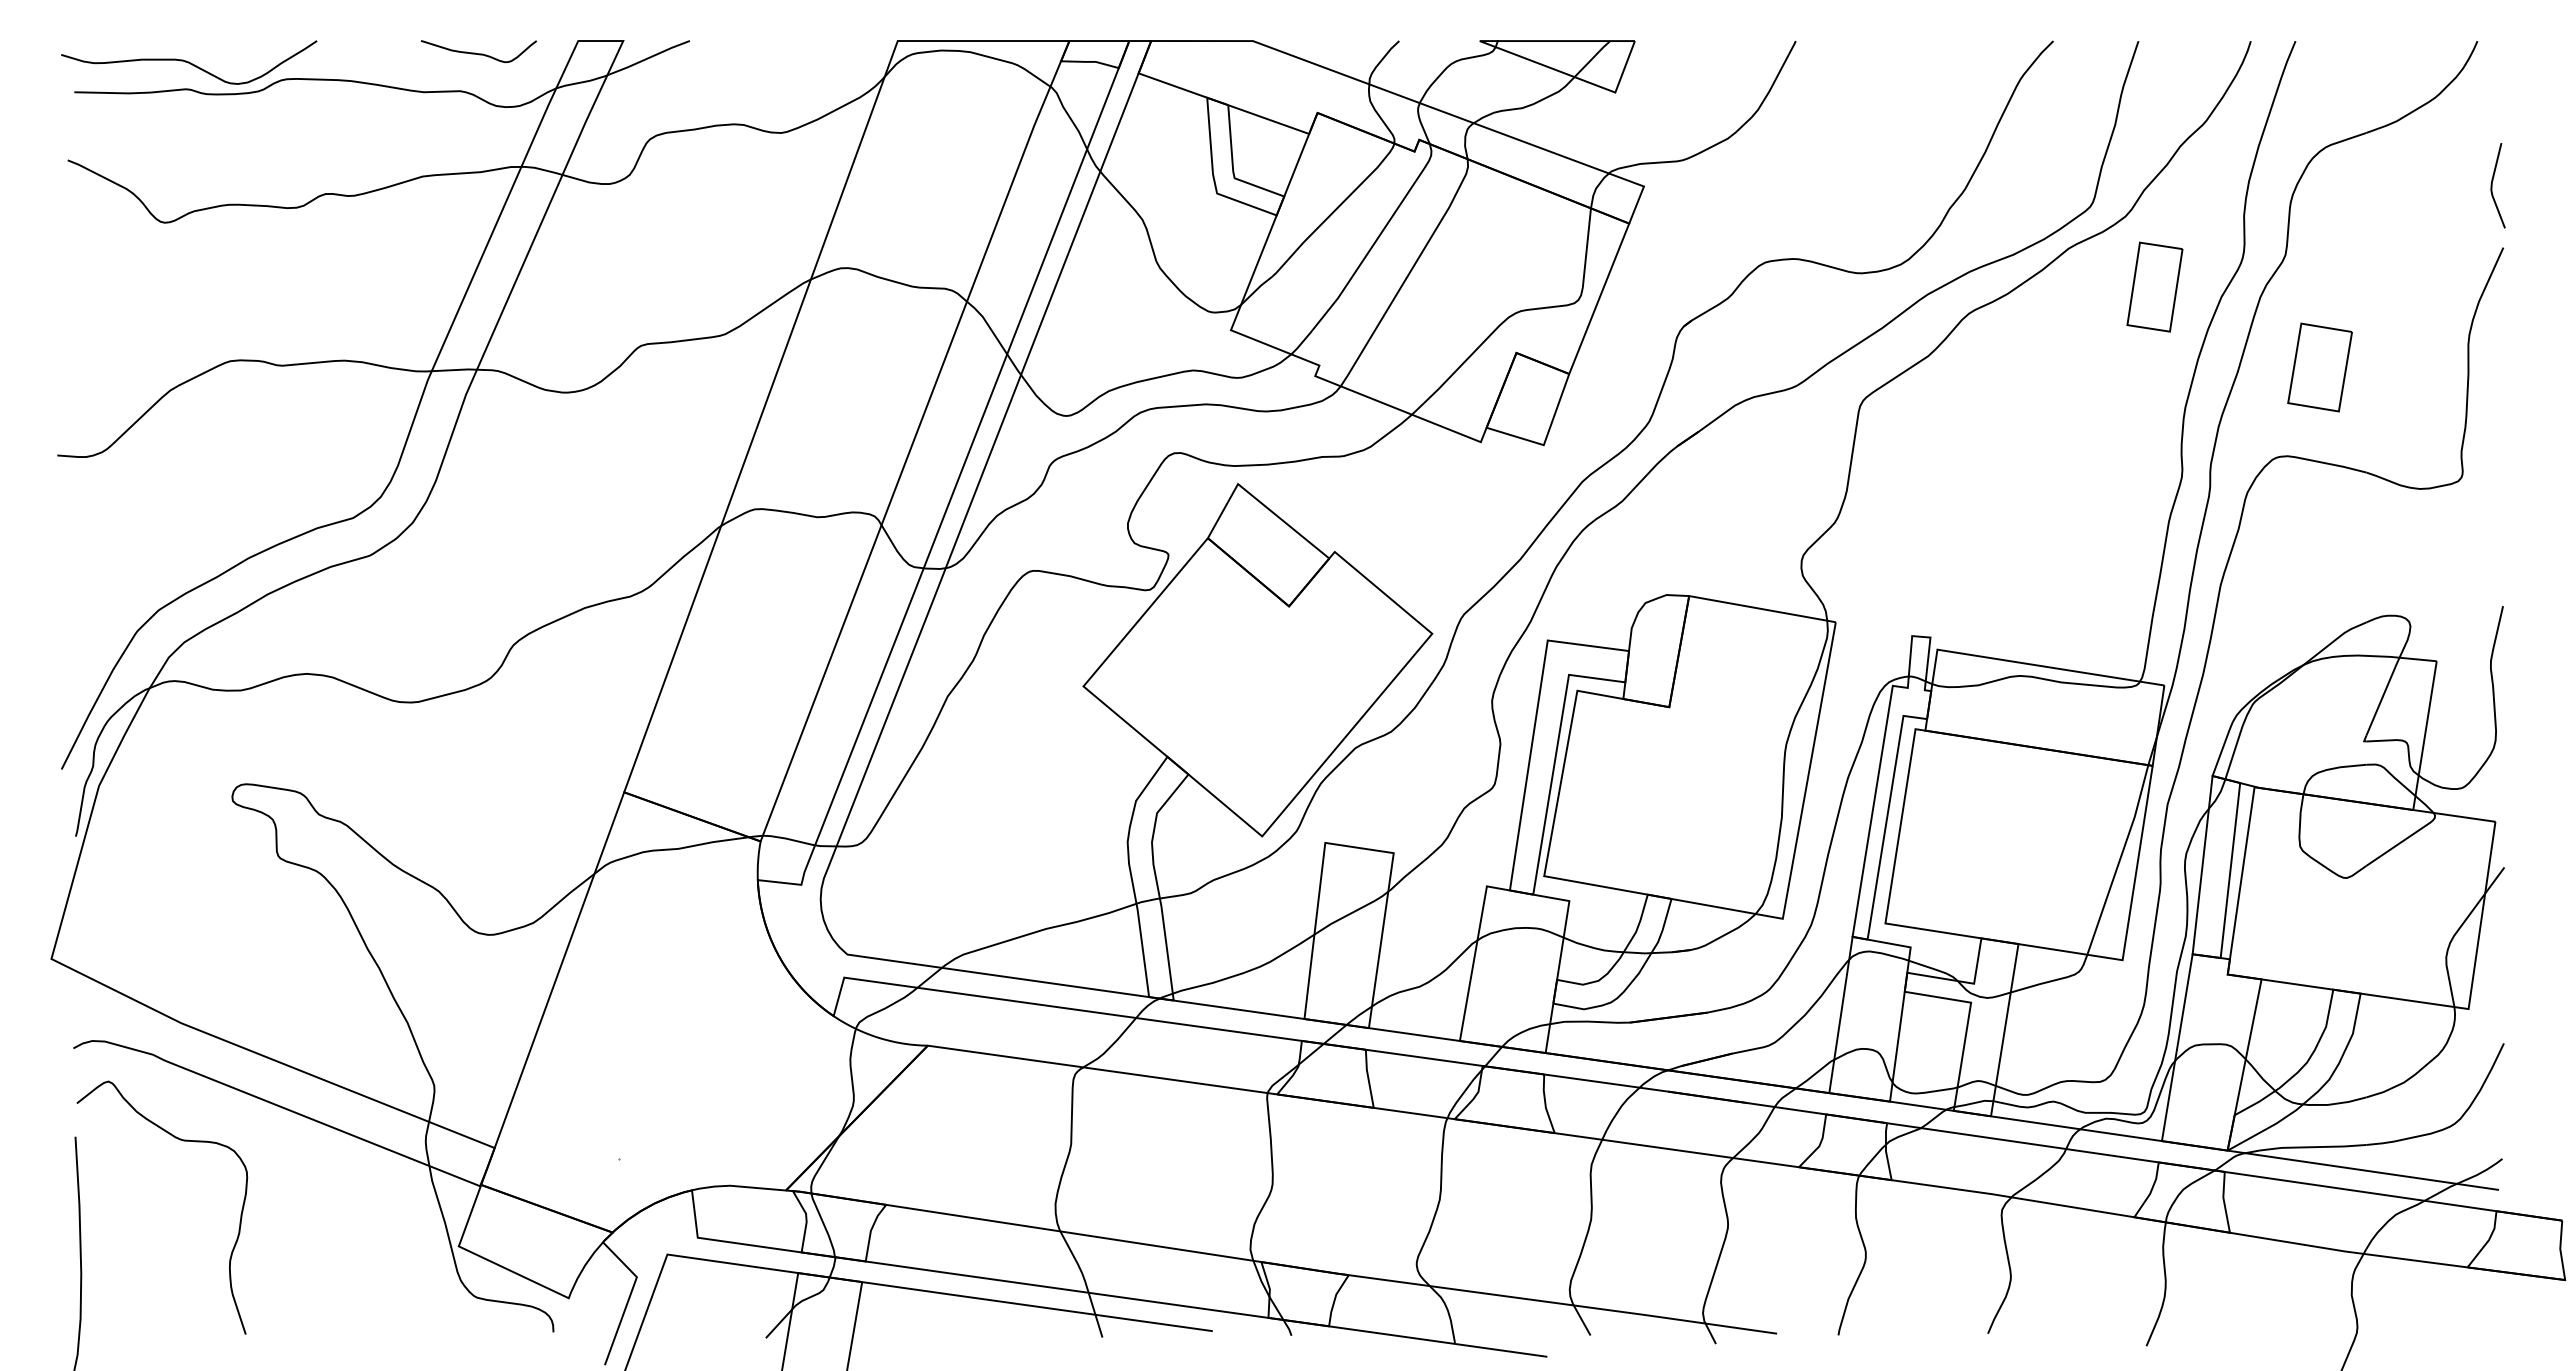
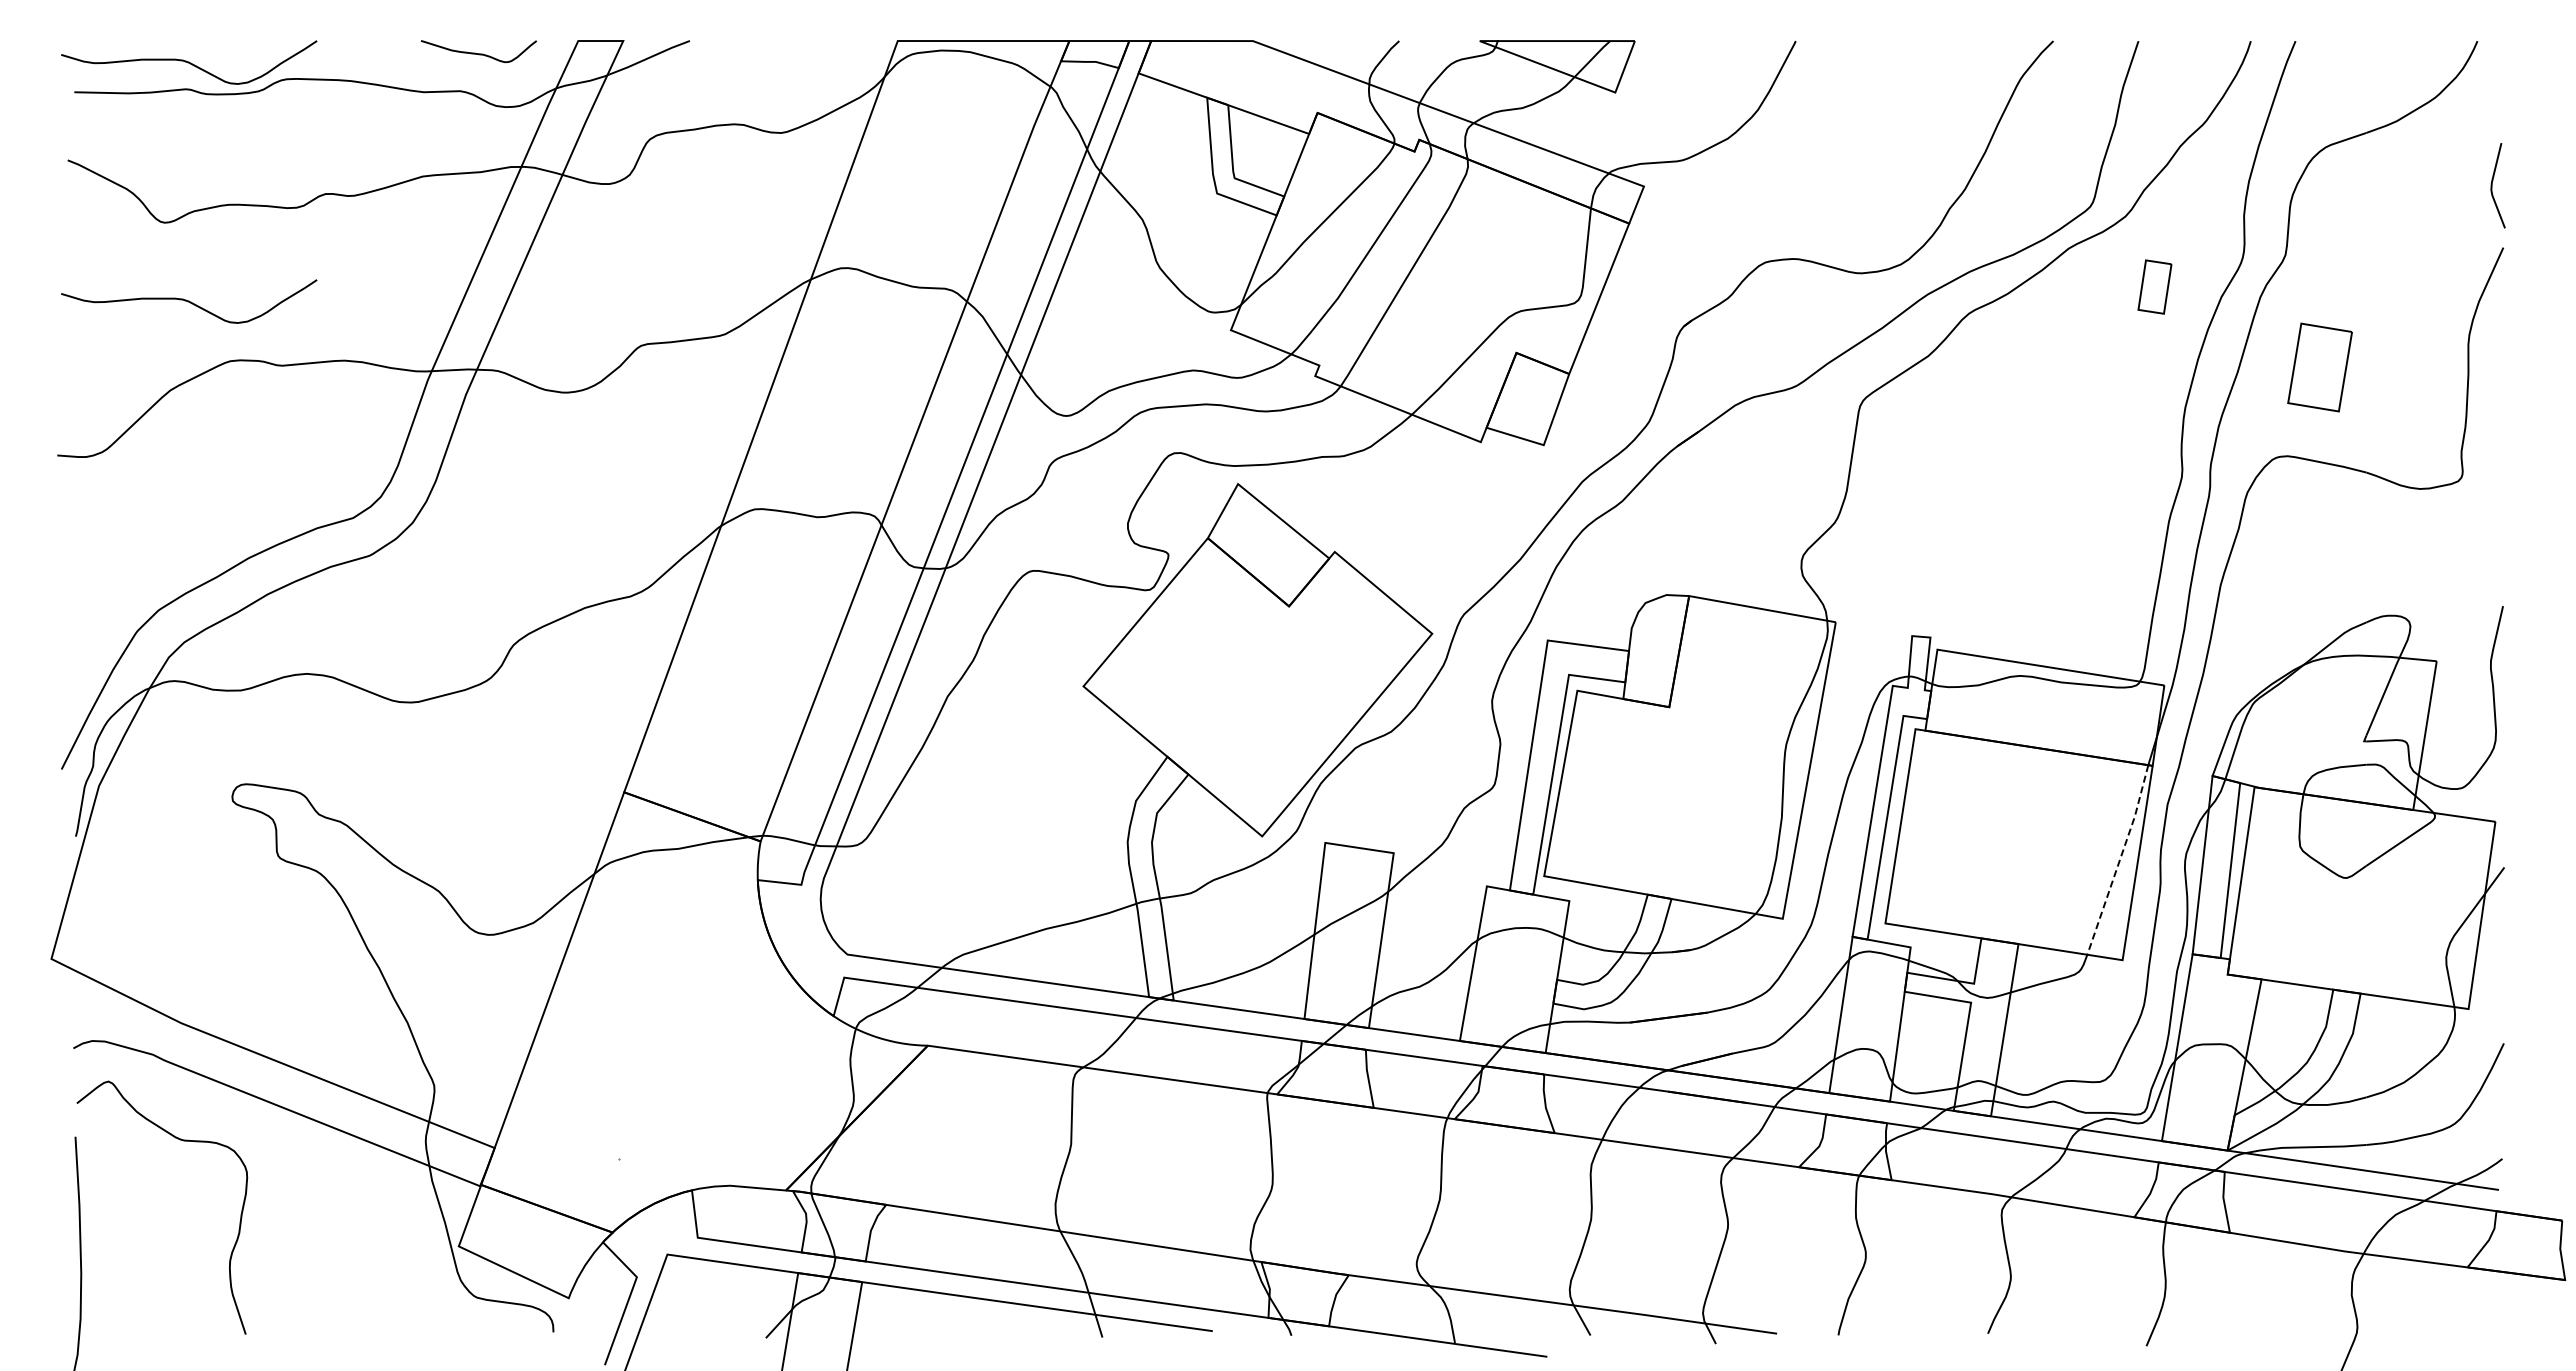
part size: 58x92 px -> 36x56 px (2154, 286)
curve: none -> present (189, 301)
line: solid -> dashed (2119, 860)
